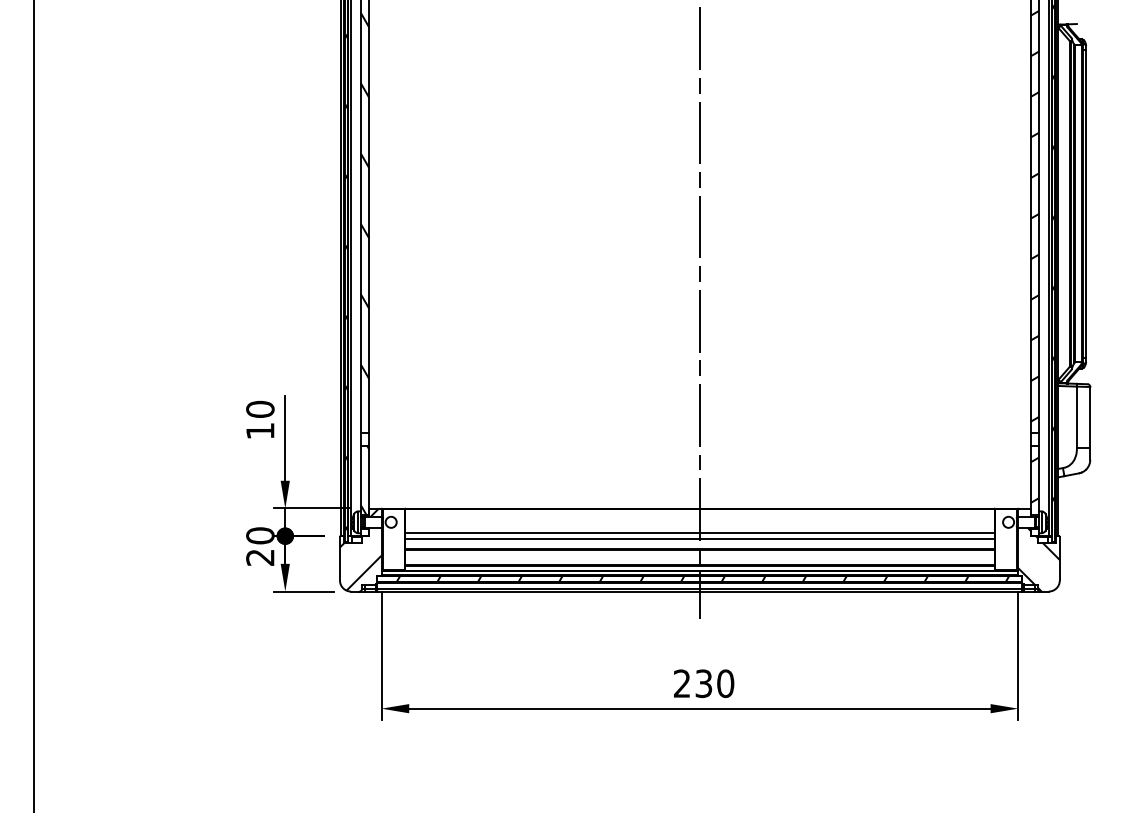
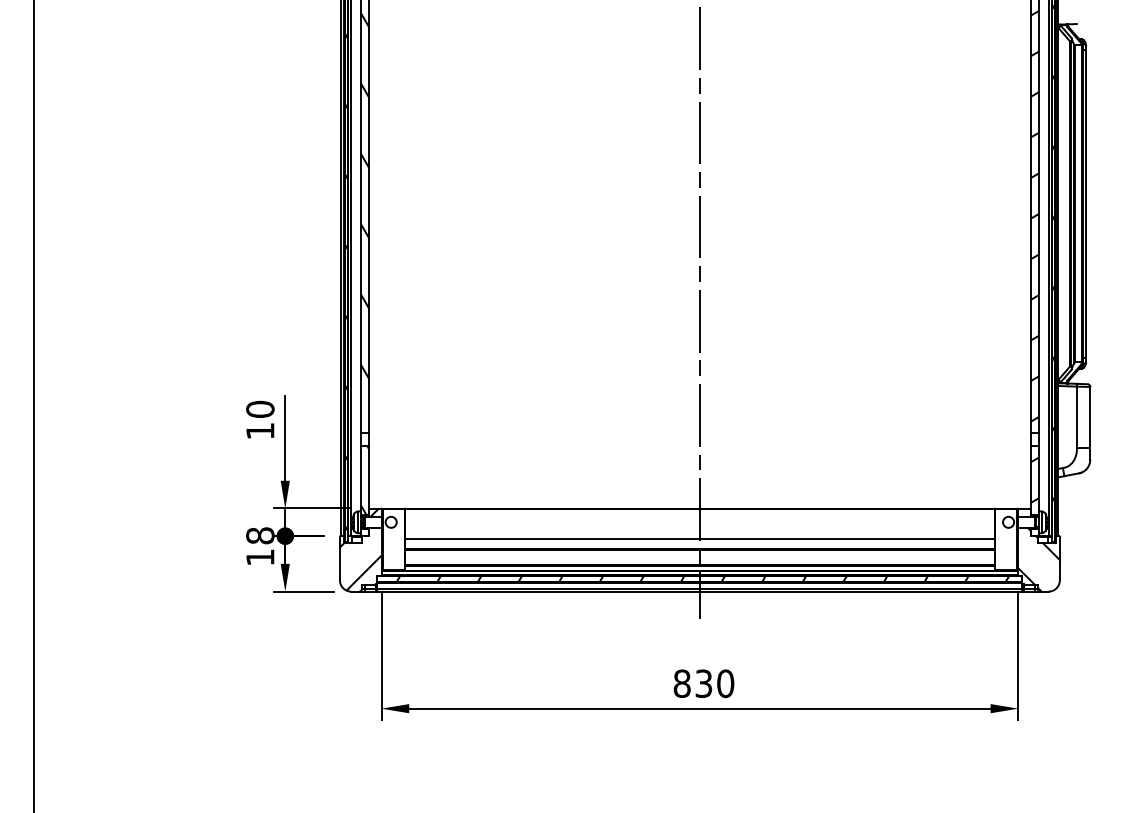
line: present -> none (699, 533)
text: 20 -> 18 (260, 546)
text: 230 -> 830 (681, 683)
